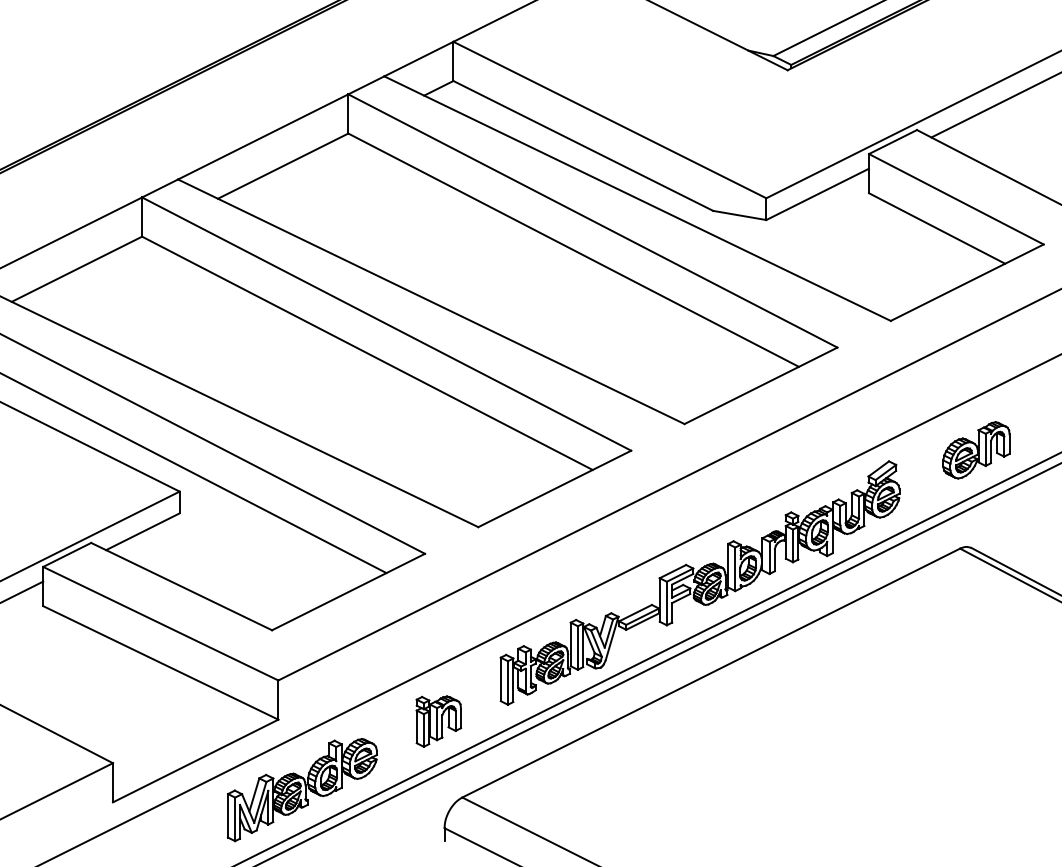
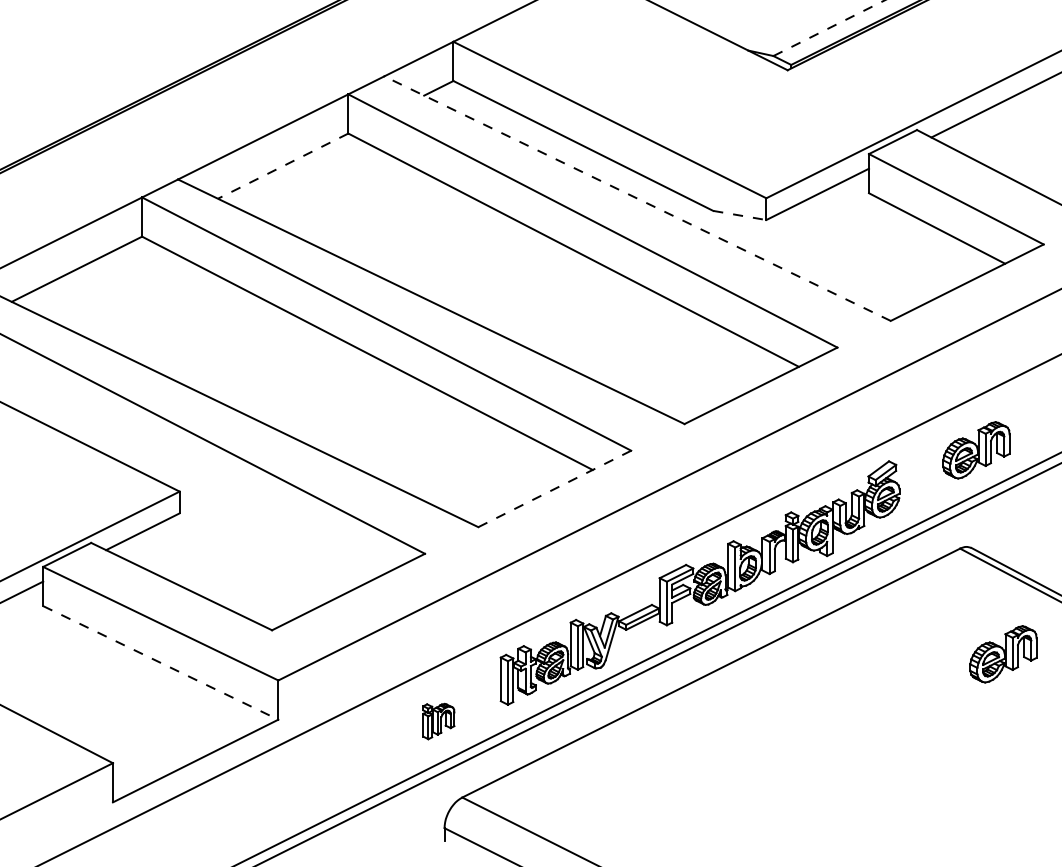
line: solid -> dashed (829, 27)
line: solid -> dashed (283, 166)
line: solid -> dashed (637, 198)
line: solid -> dashed (739, 215)
line: present -> none (194, 473)
line: solid -> dashed (555, 488)
part: none -> present (1003, 654)
line: solid -> dashed (160, 662)
part size: 48x53 px -> 34x39 px (438, 721)
part: present -> none (302, 790)
